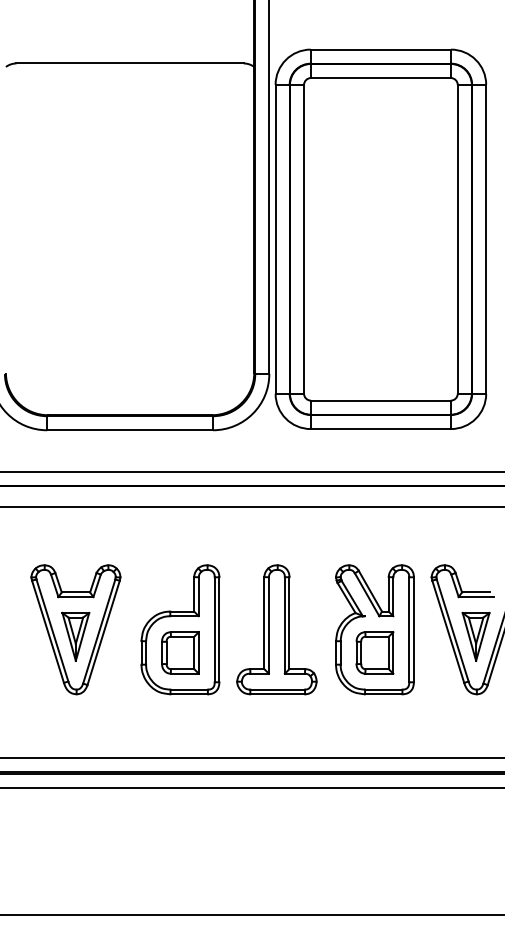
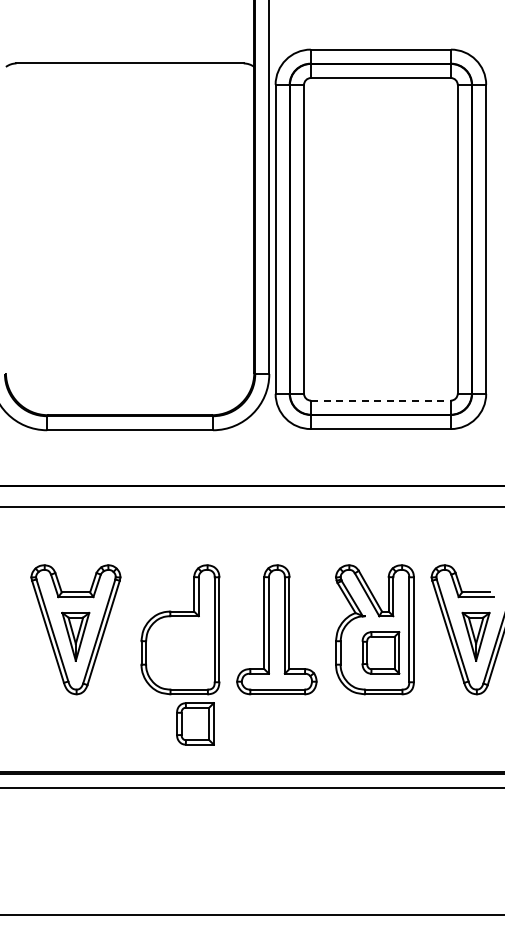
line: solid -> dashed (380, 400)
line: present -> none (251, 471)
part position: (180, 652) -> (195, 723) (195, 723)
part position: (374, 652) -> (380, 652) (380, 652)
line: present -> none (251, 758)
